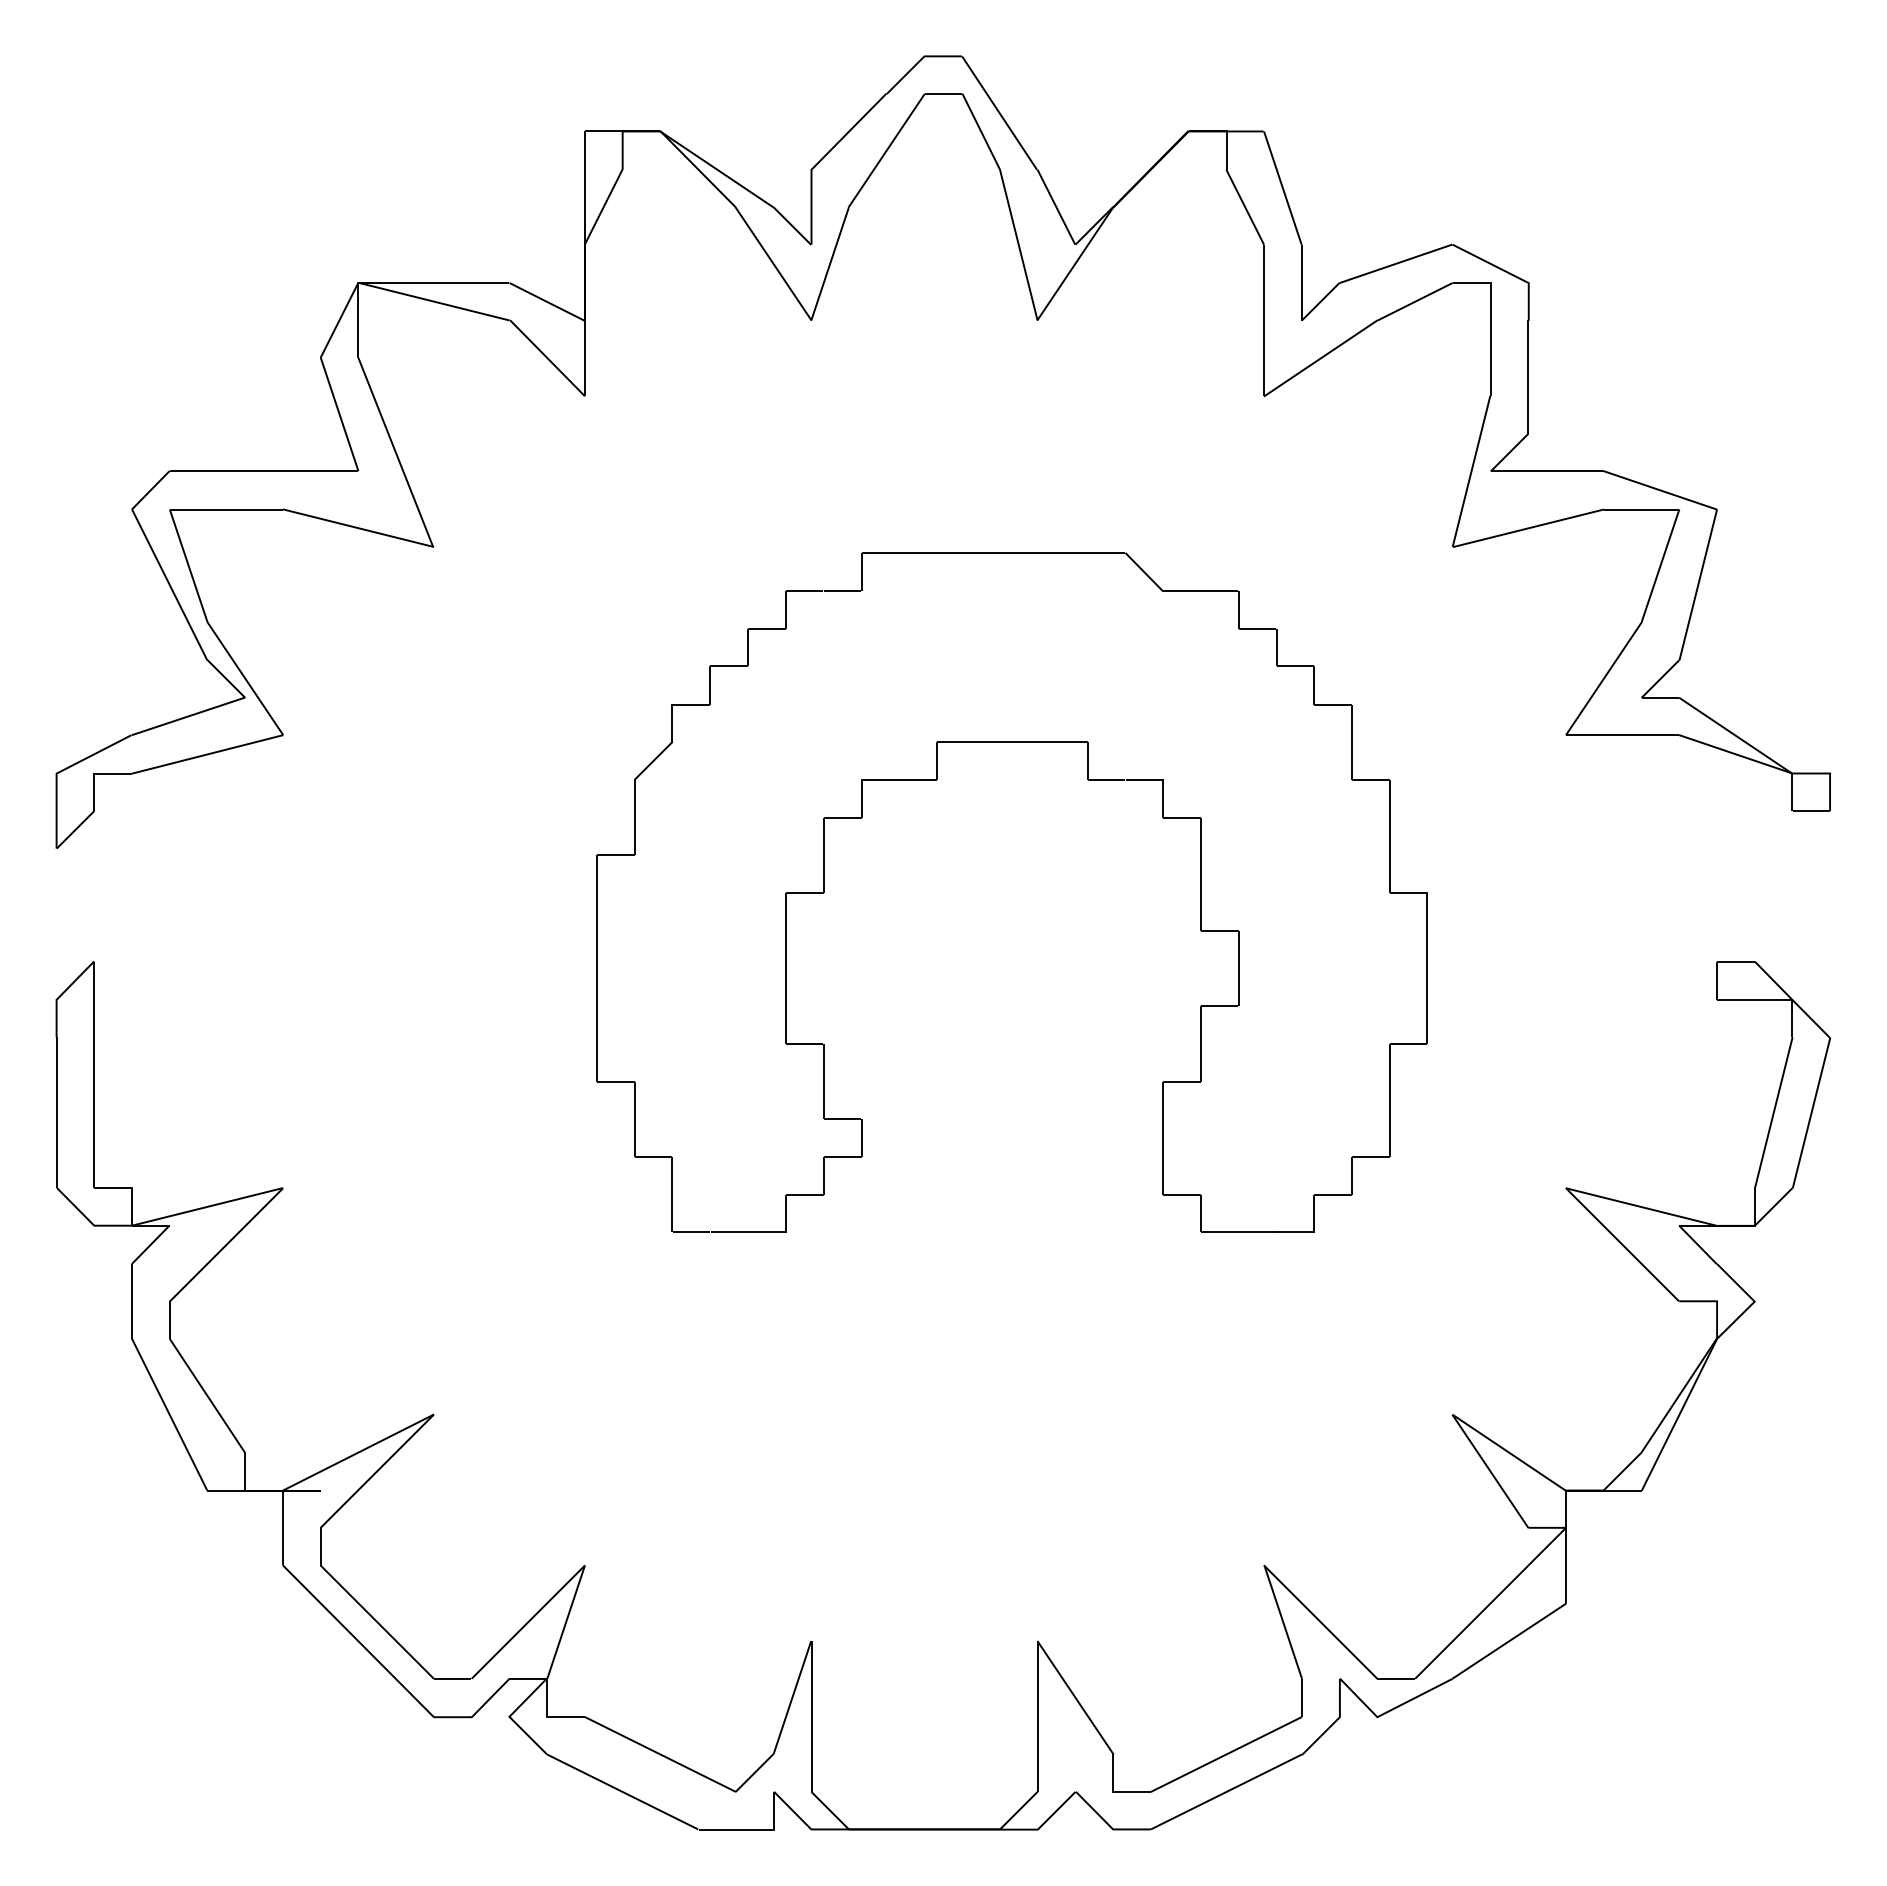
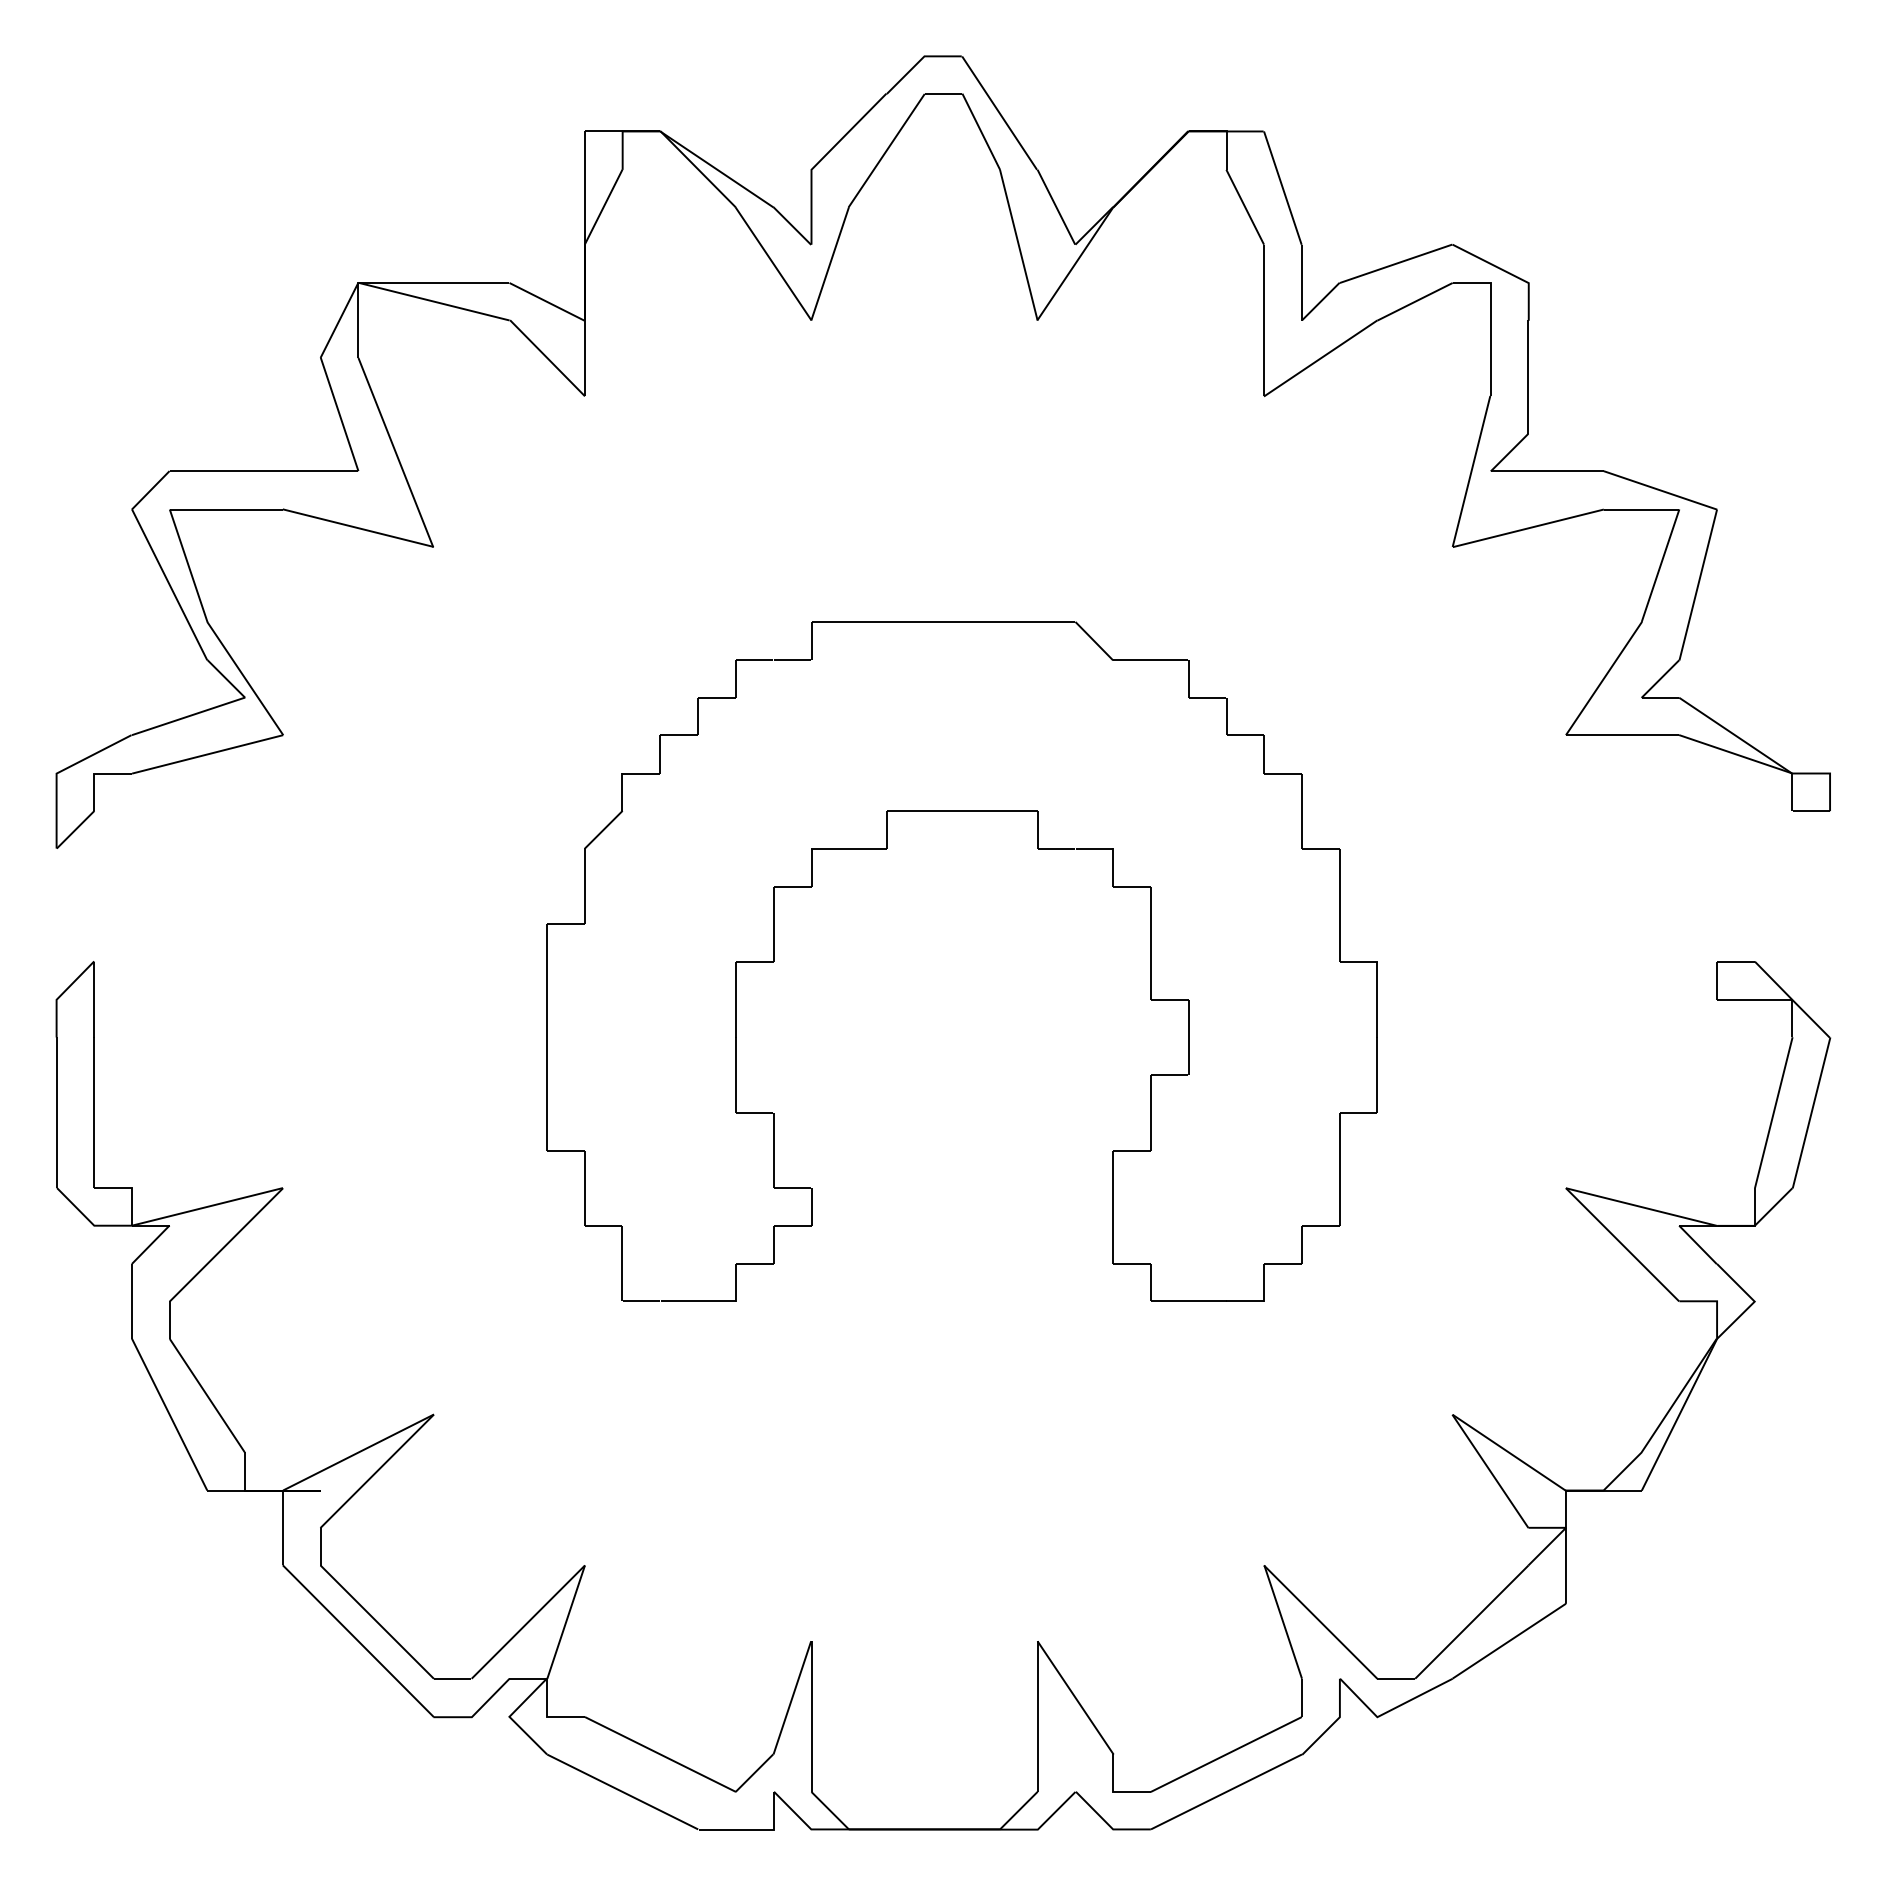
part position: (936, 780) -> (886, 849) (886, 849)
